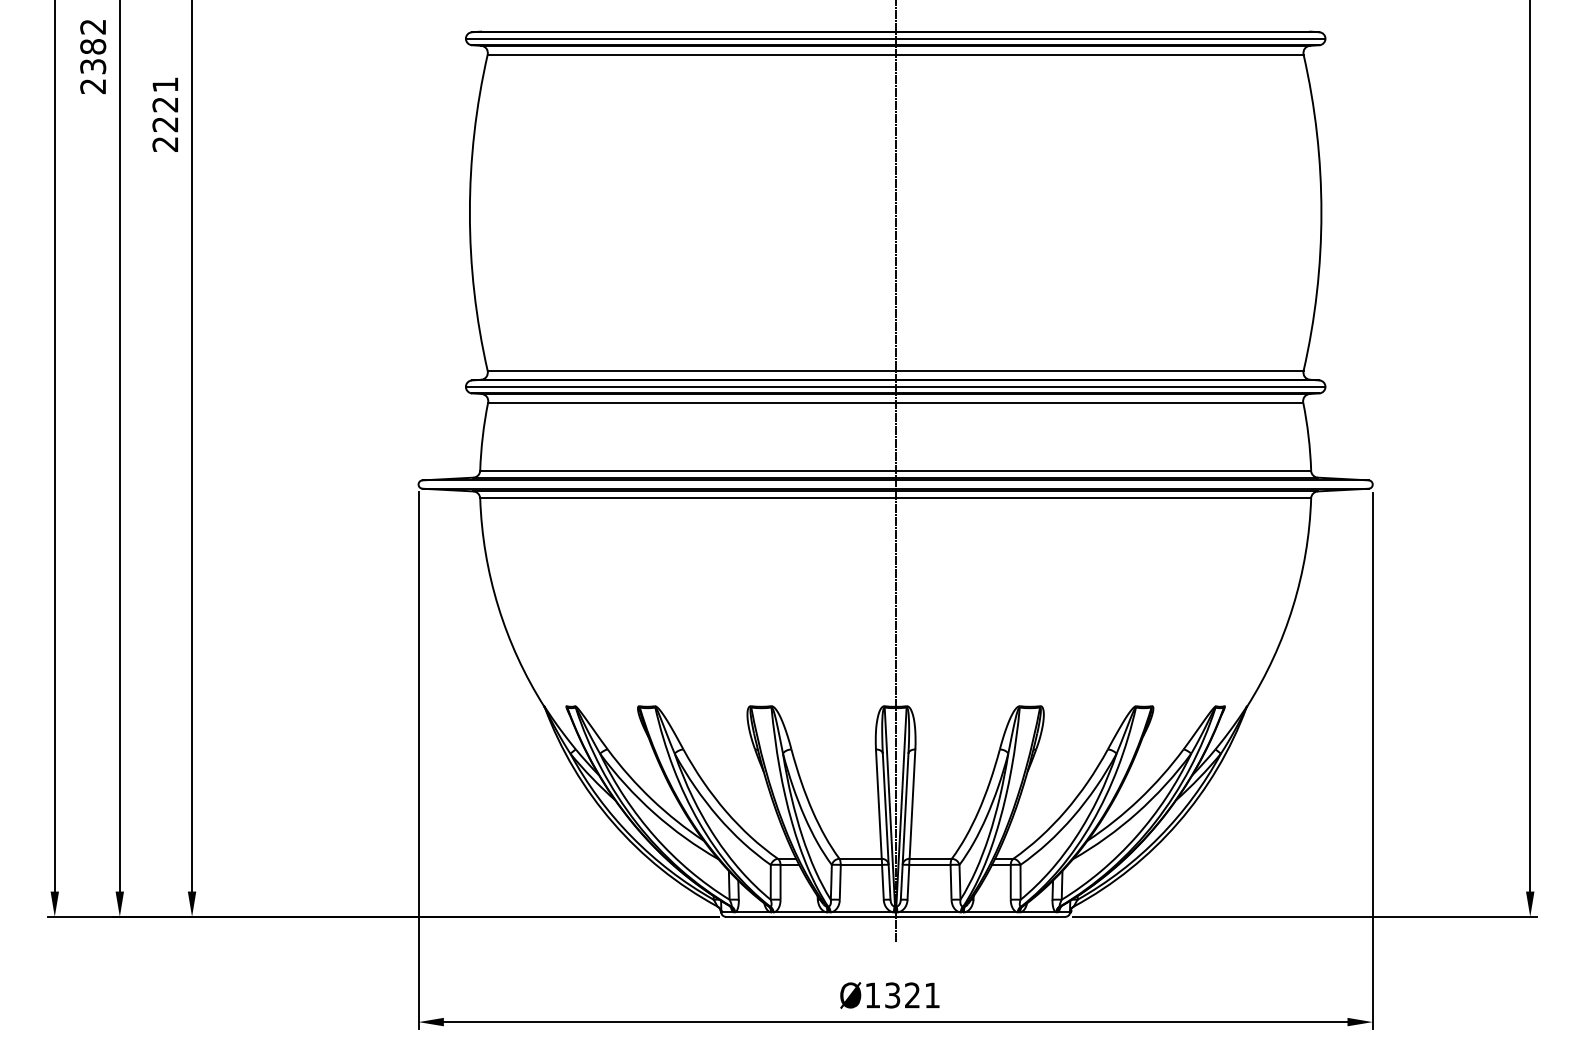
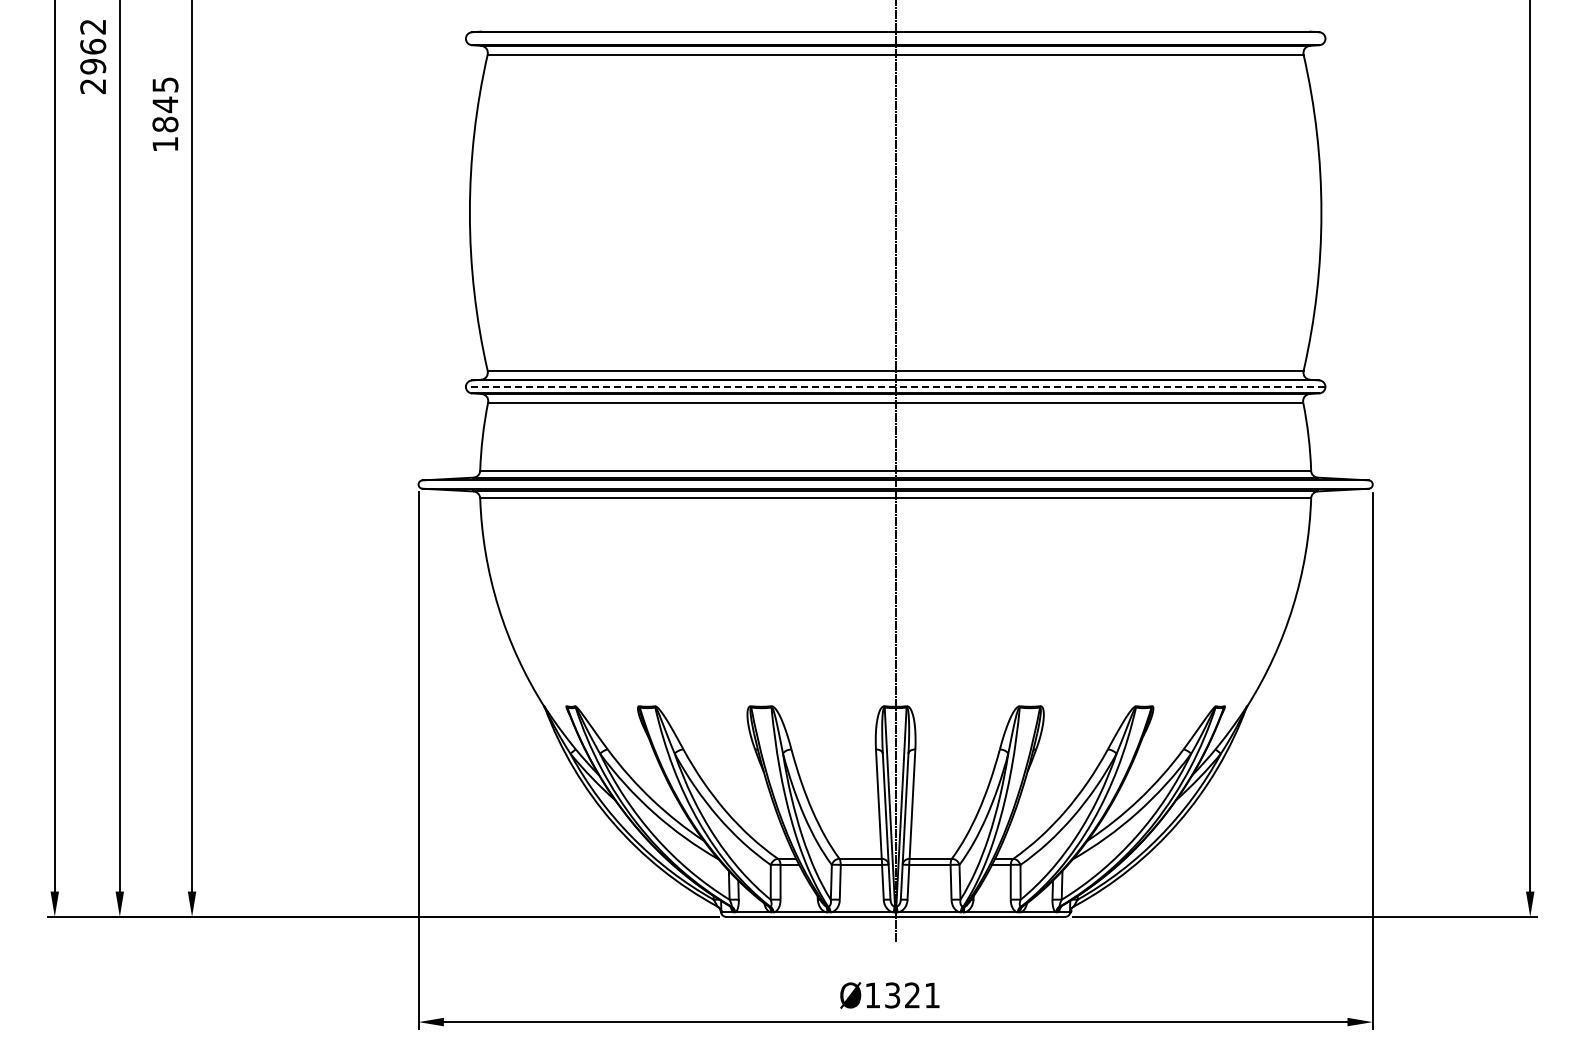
line: present -> none (895, 38)
text: 2382 -> 2962 (93, 56)
text: 2221 -> 1845 (165, 114)
line: solid -> dashed (895, 386)
